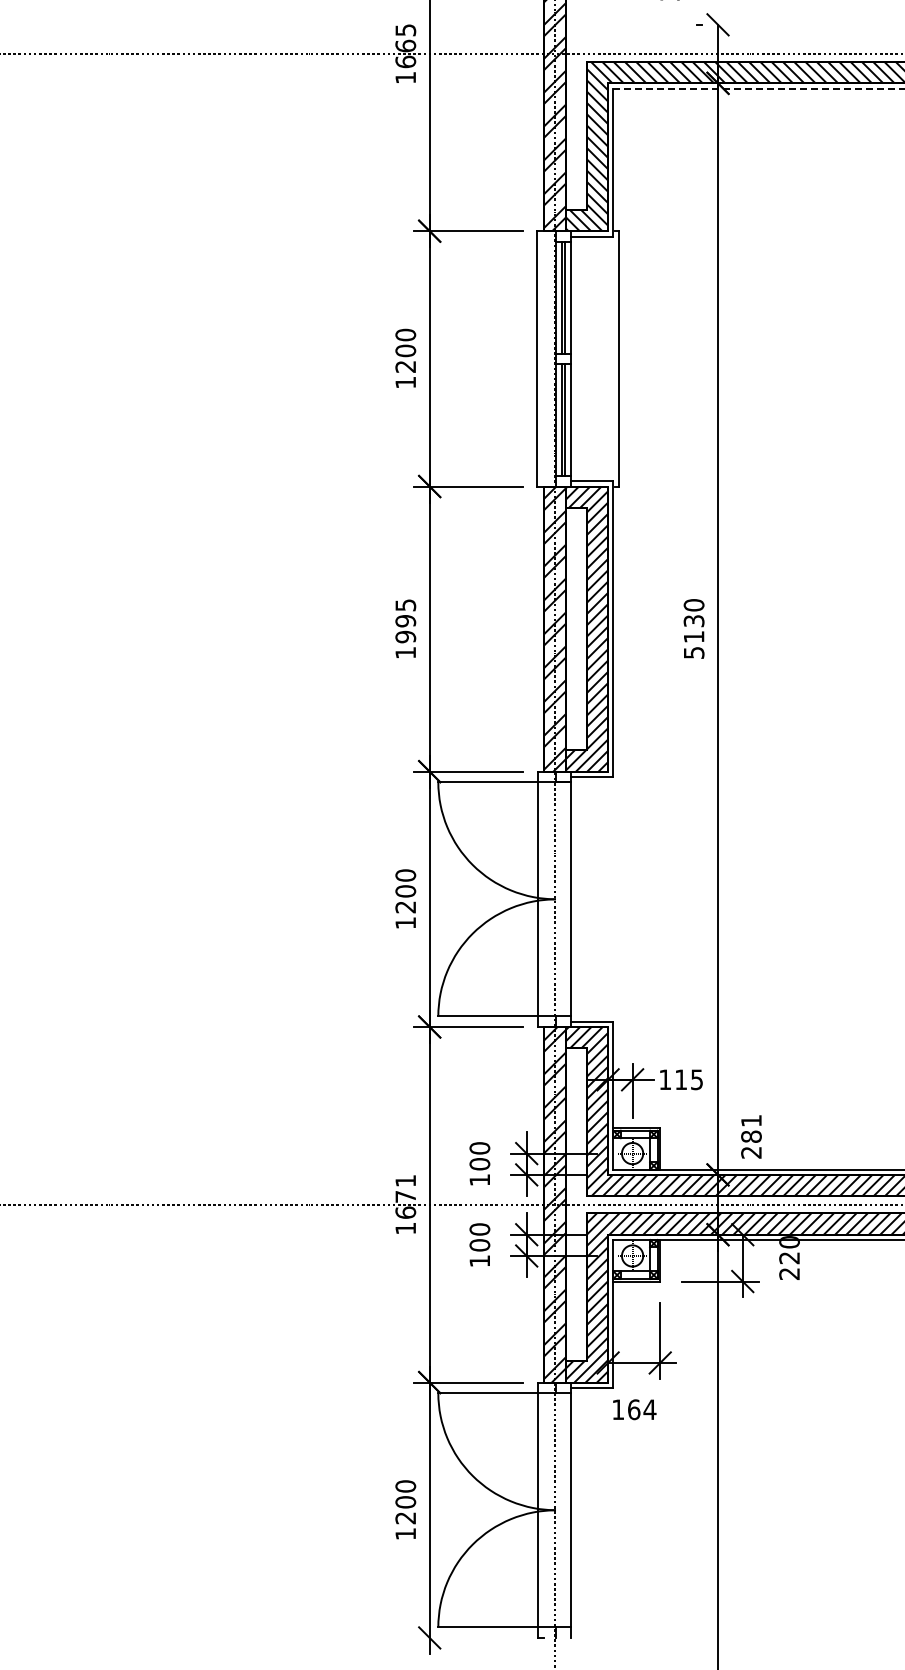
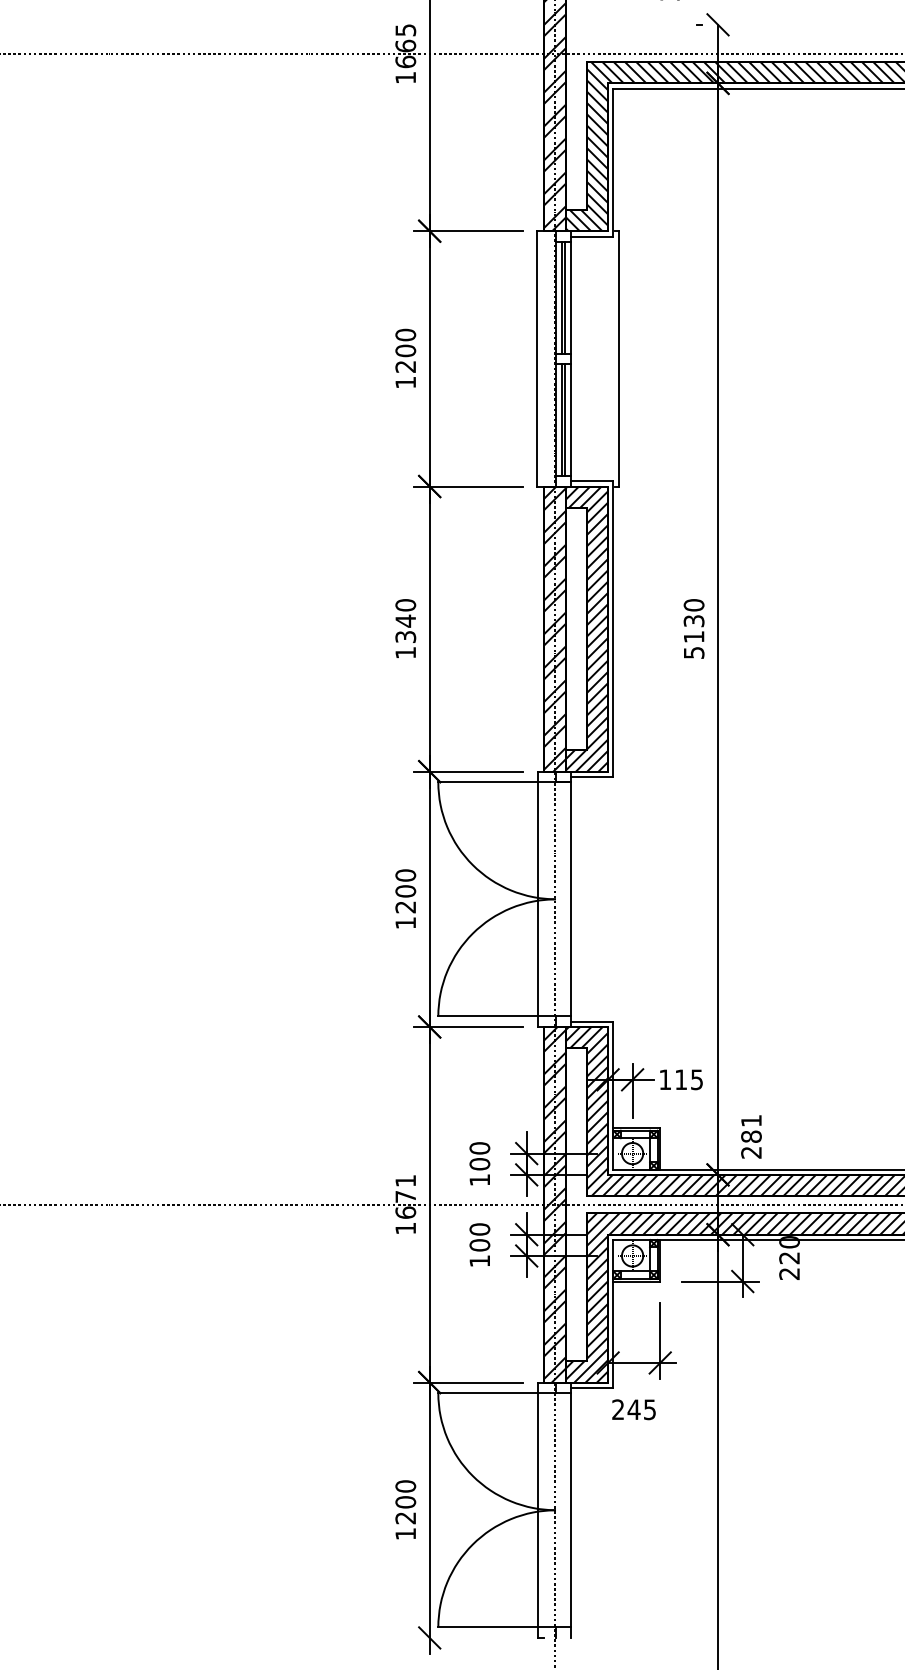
line: dashed -> solid (759, 88)
text: 1995 -> 1340 (405, 621)
text: 164 -> 245 (634, 1409)
